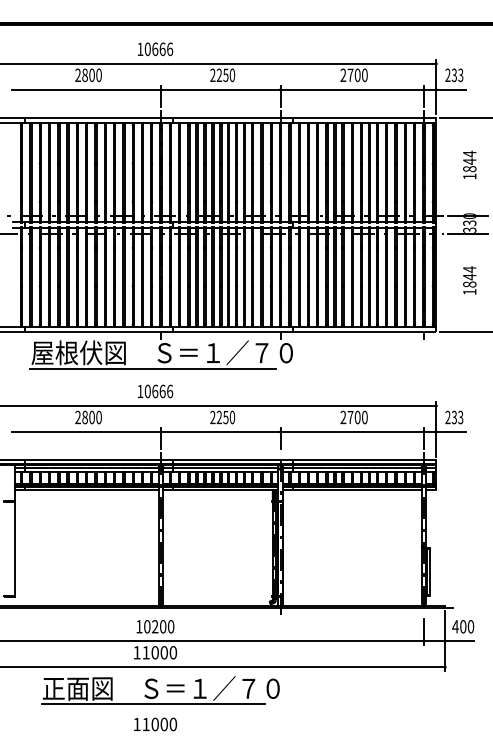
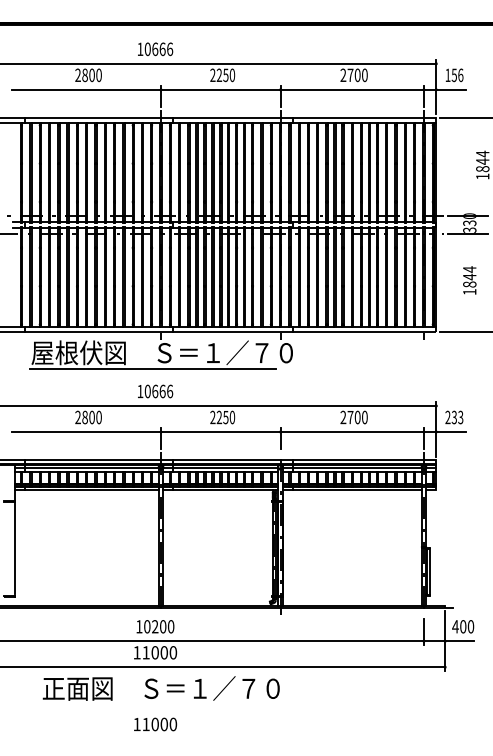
text: 233 -> 156 (454, 74)
text position: (469, 164) -> (482, 164) (482, 164)
line: present -> none (152, 704)
